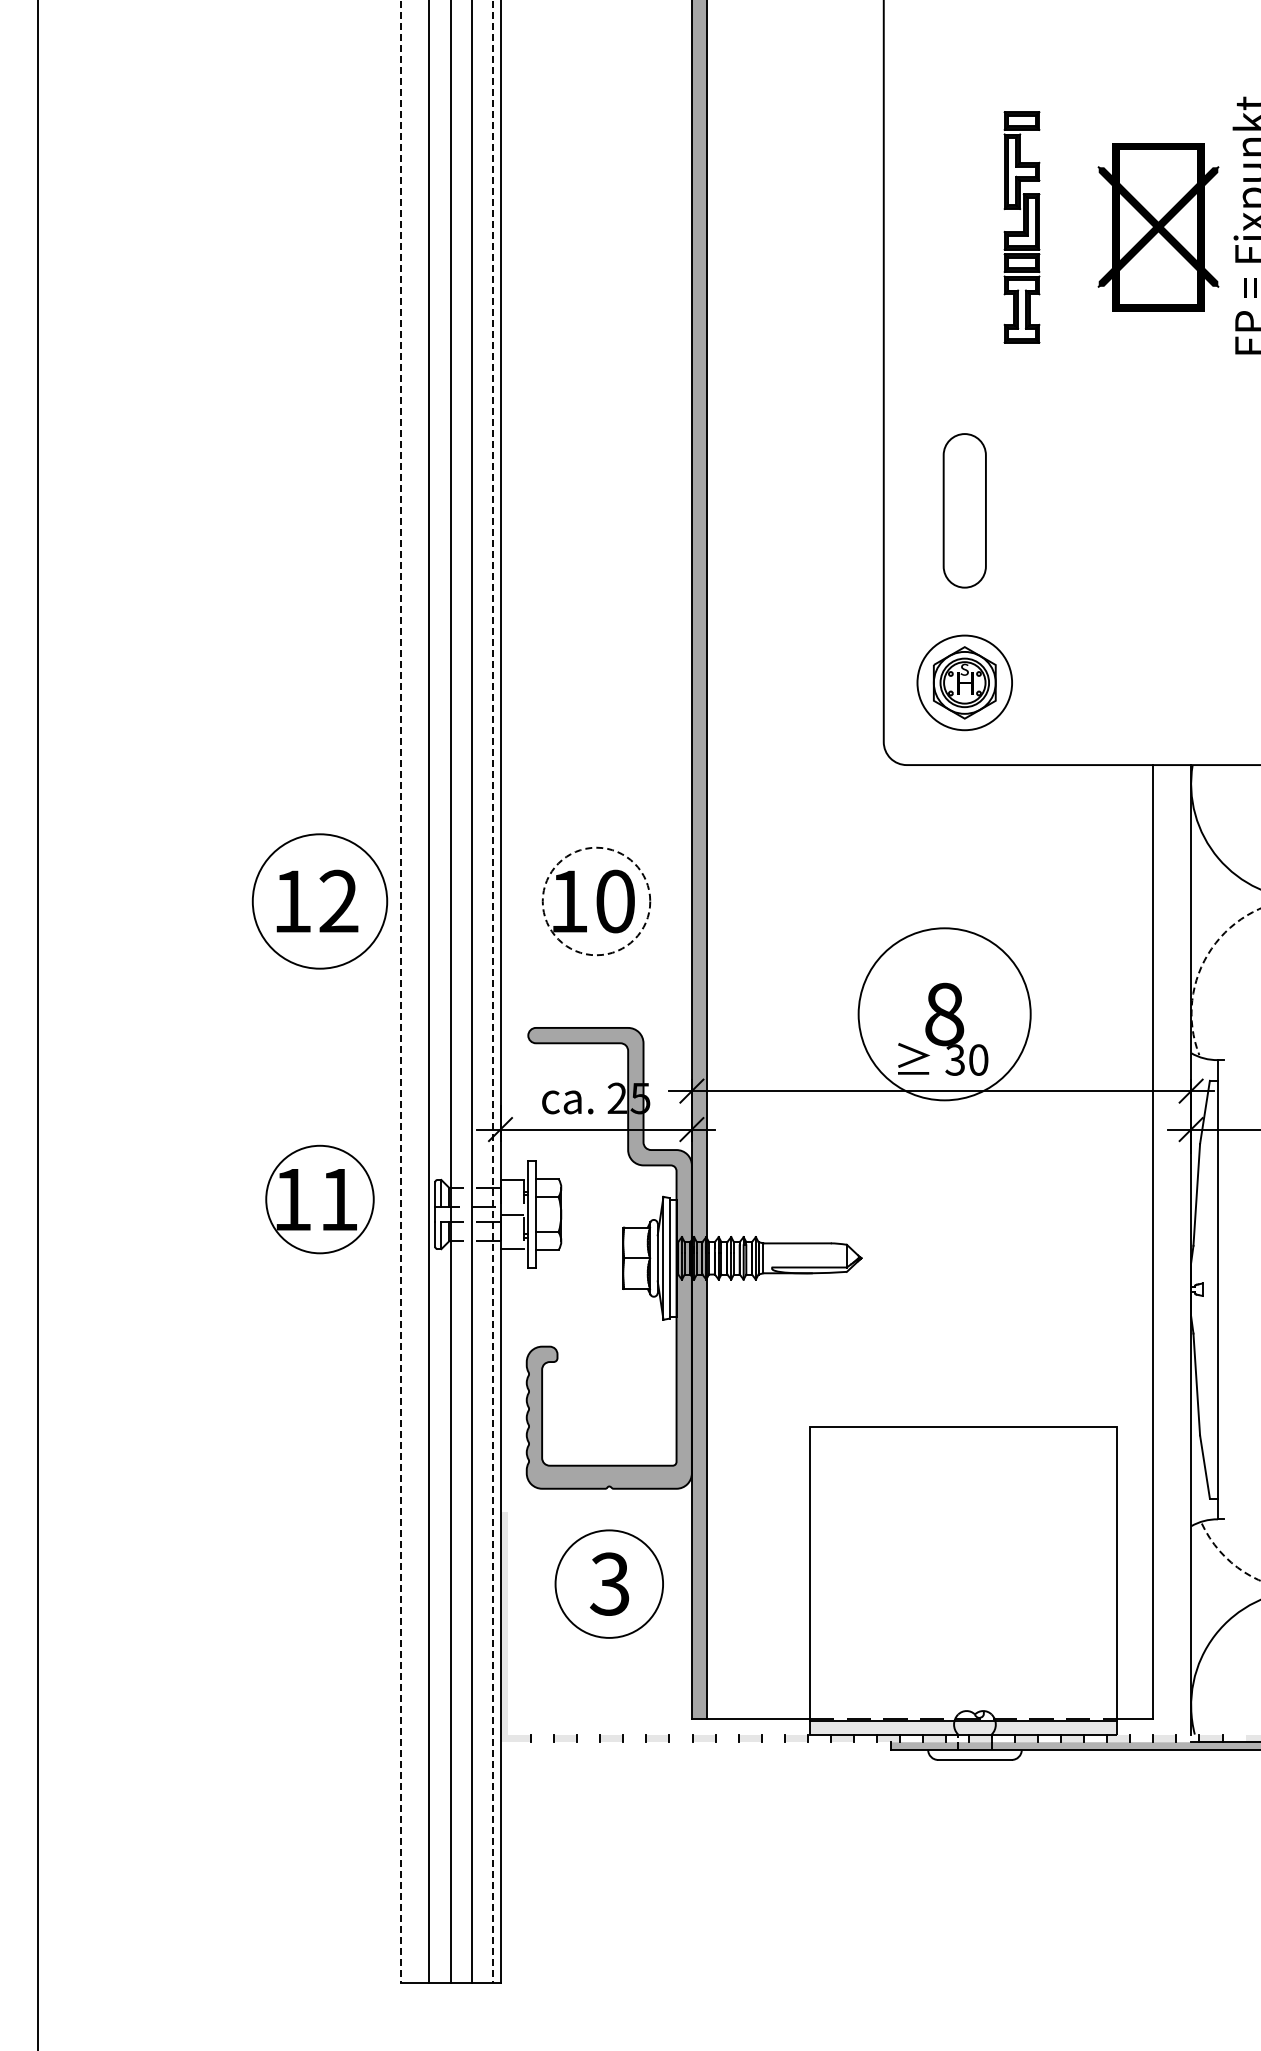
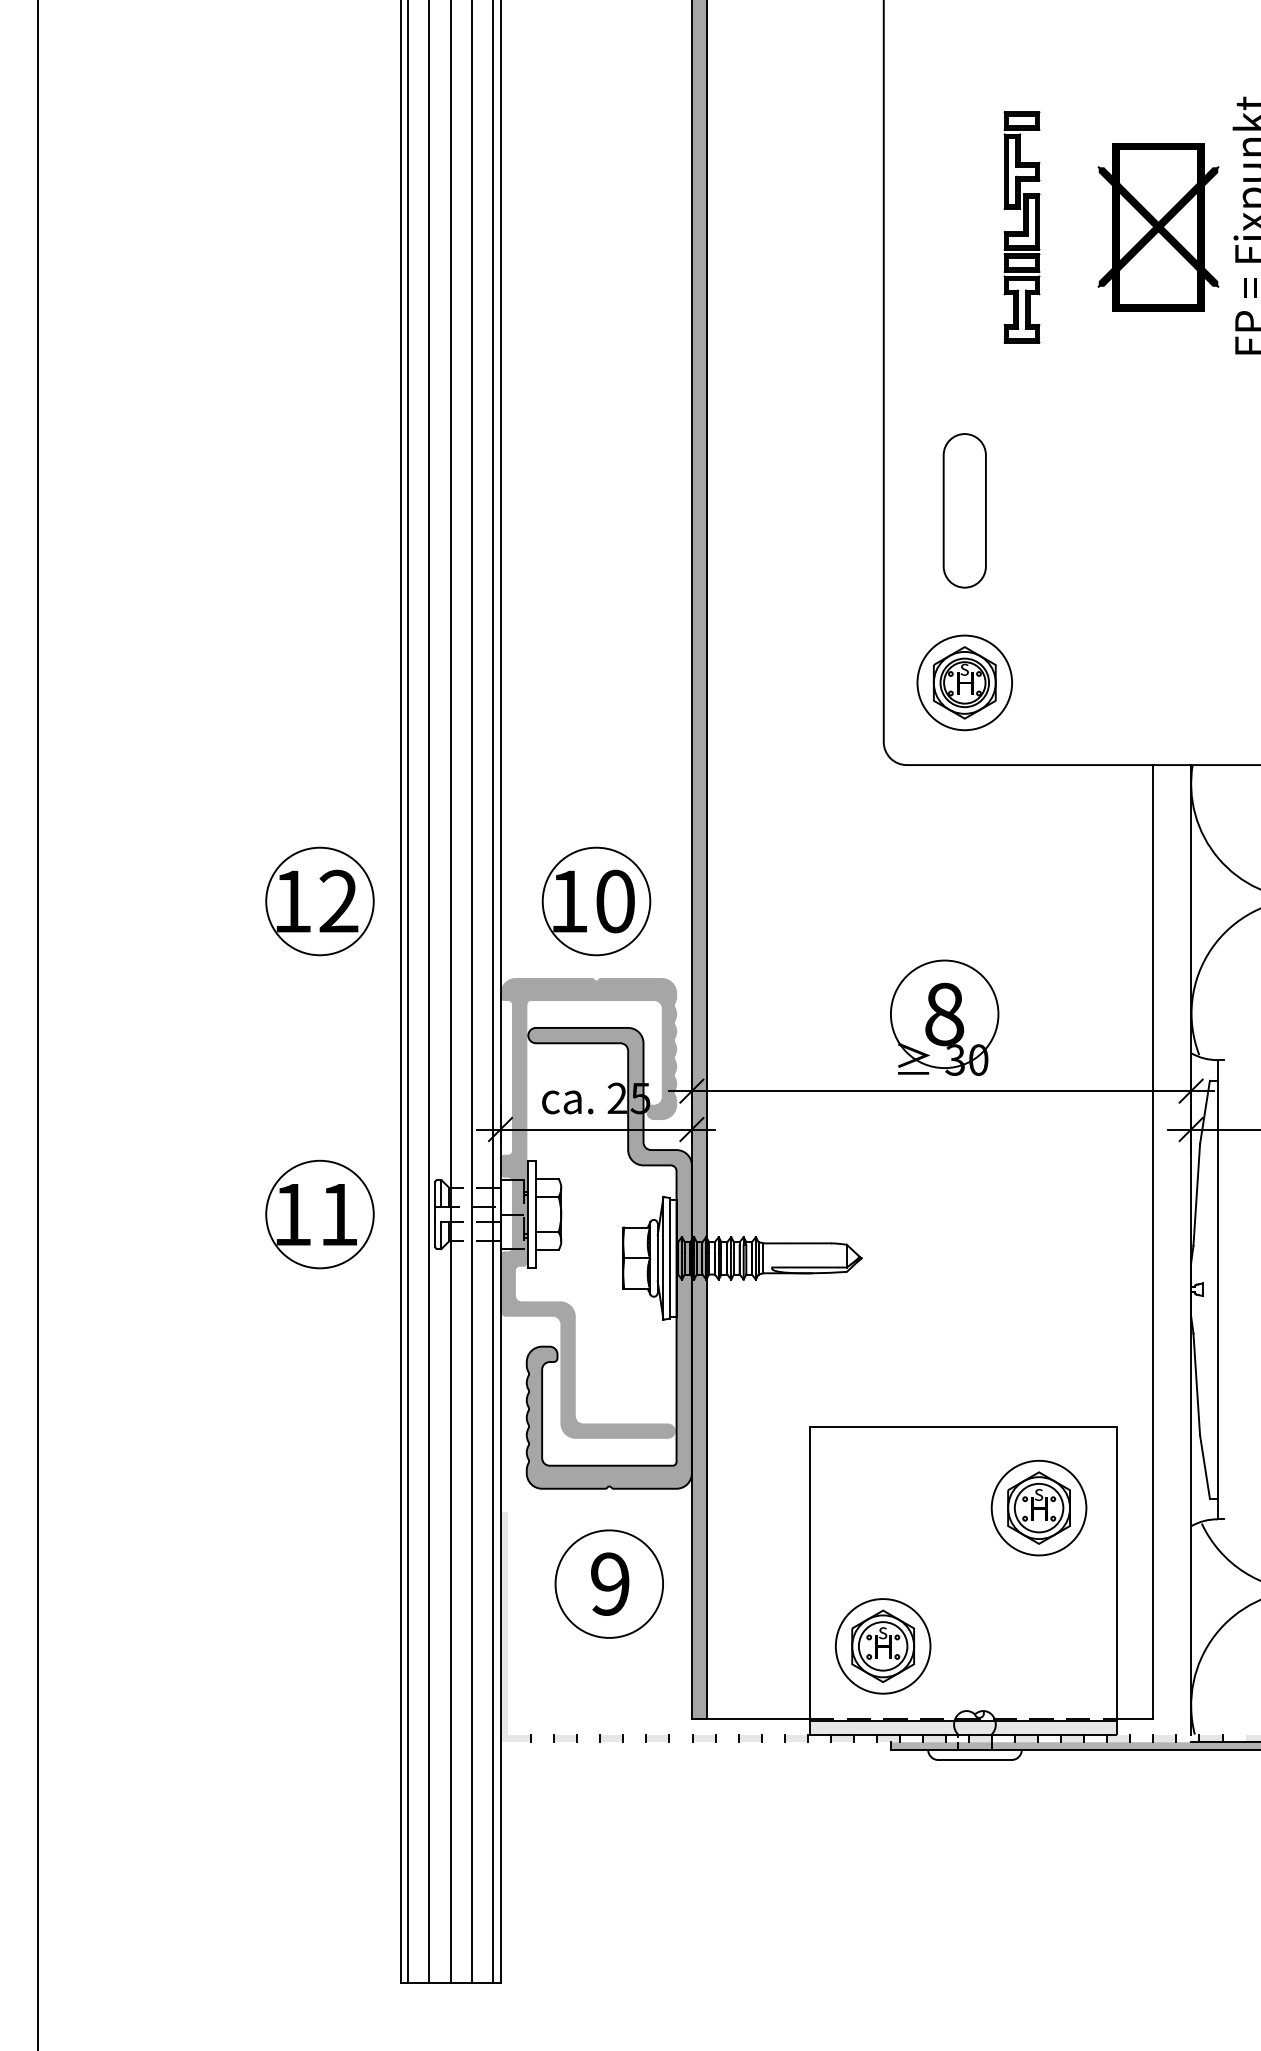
circle diameter: 134 px -> 108 px (319, 901)
circle: dashed -> solid (596, 901)
arc: dashed -> solid (1200, 969)
line: dashed -> solid (400, 991)
line: dashed -> solid (492, 991)
line: none -> present (408, 992)
circle diameter: 172 px -> 108 px (944, 1014)
part position: (319, 1199) -> (319, 1214) (319, 1214)
fill: none -> present (588, 1208)
part: none -> present (1038, 1507)
arc: dashed -> solid (1225, 1557)
text: 3 -> 9 (609, 1583)
part: none -> present (883, 1646)
